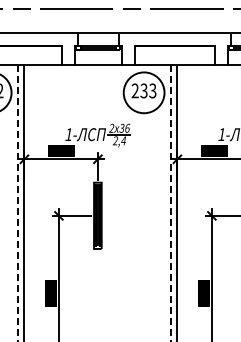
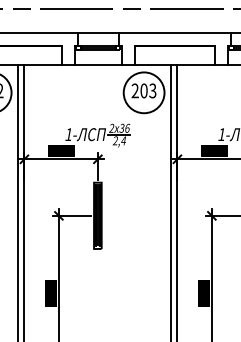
text: 233 -> 203 (143, 90)
line: dashed -> solid (18, 204)
line: dashed -> solid (171, 204)
